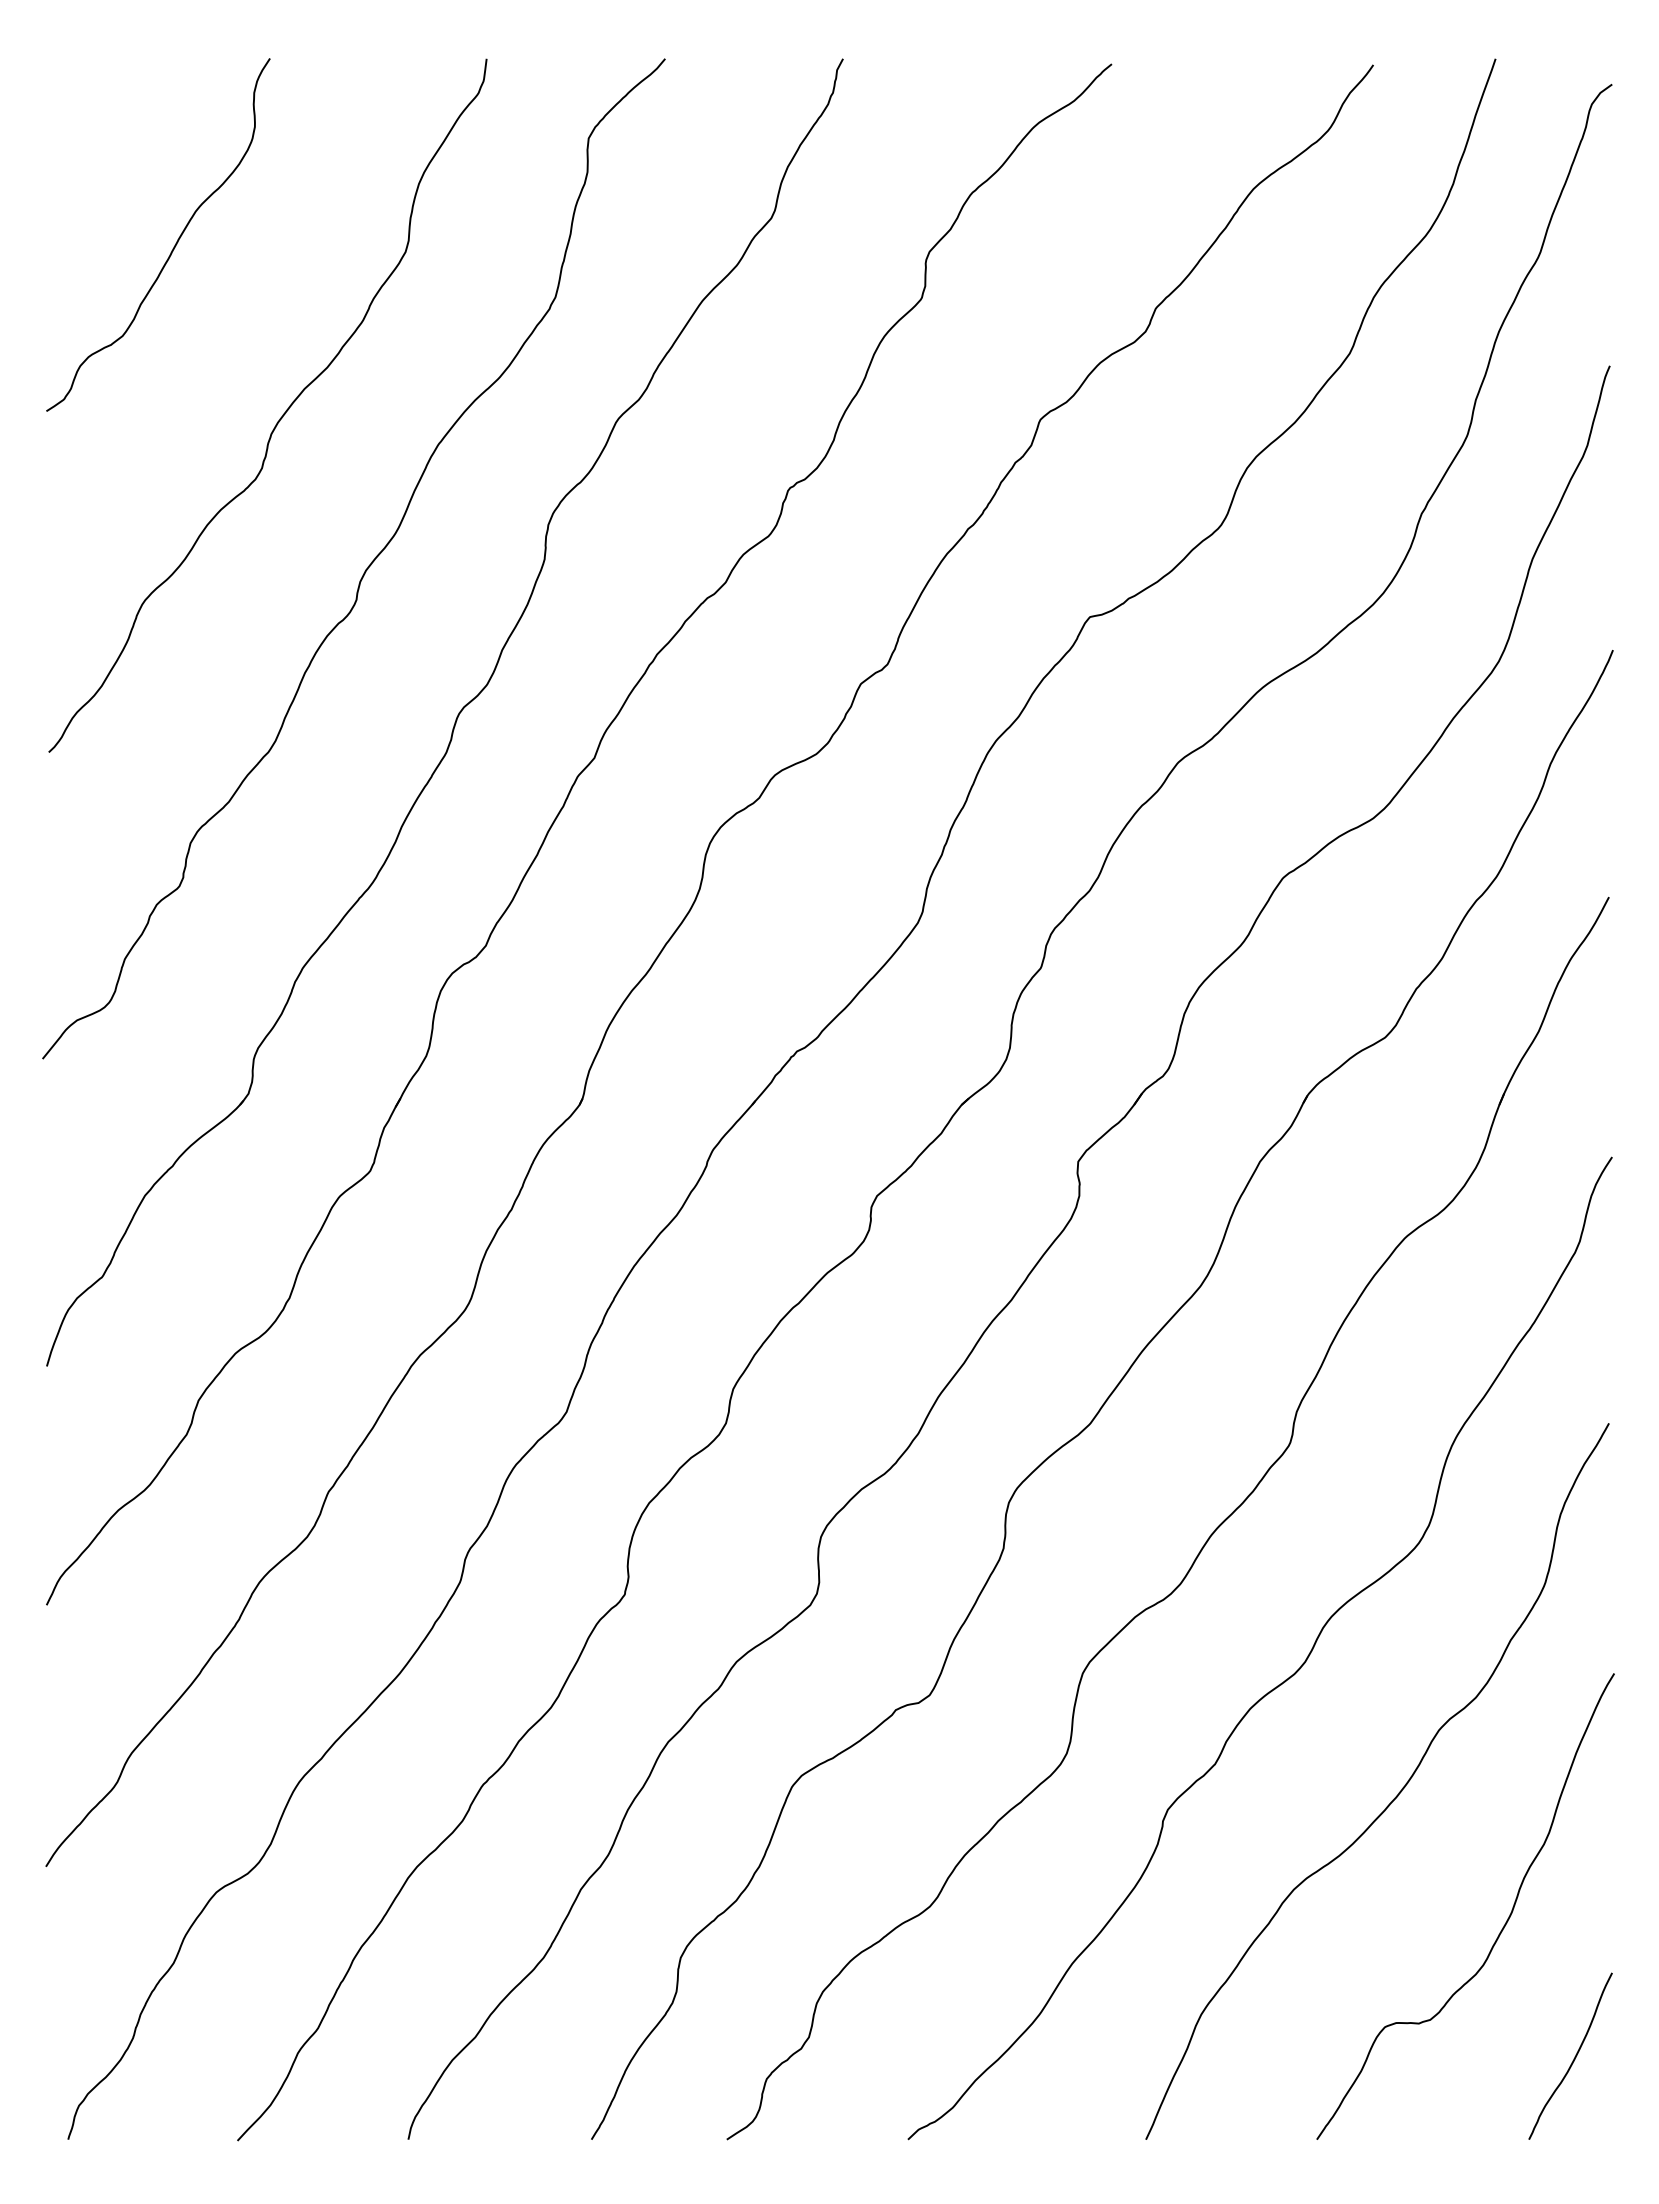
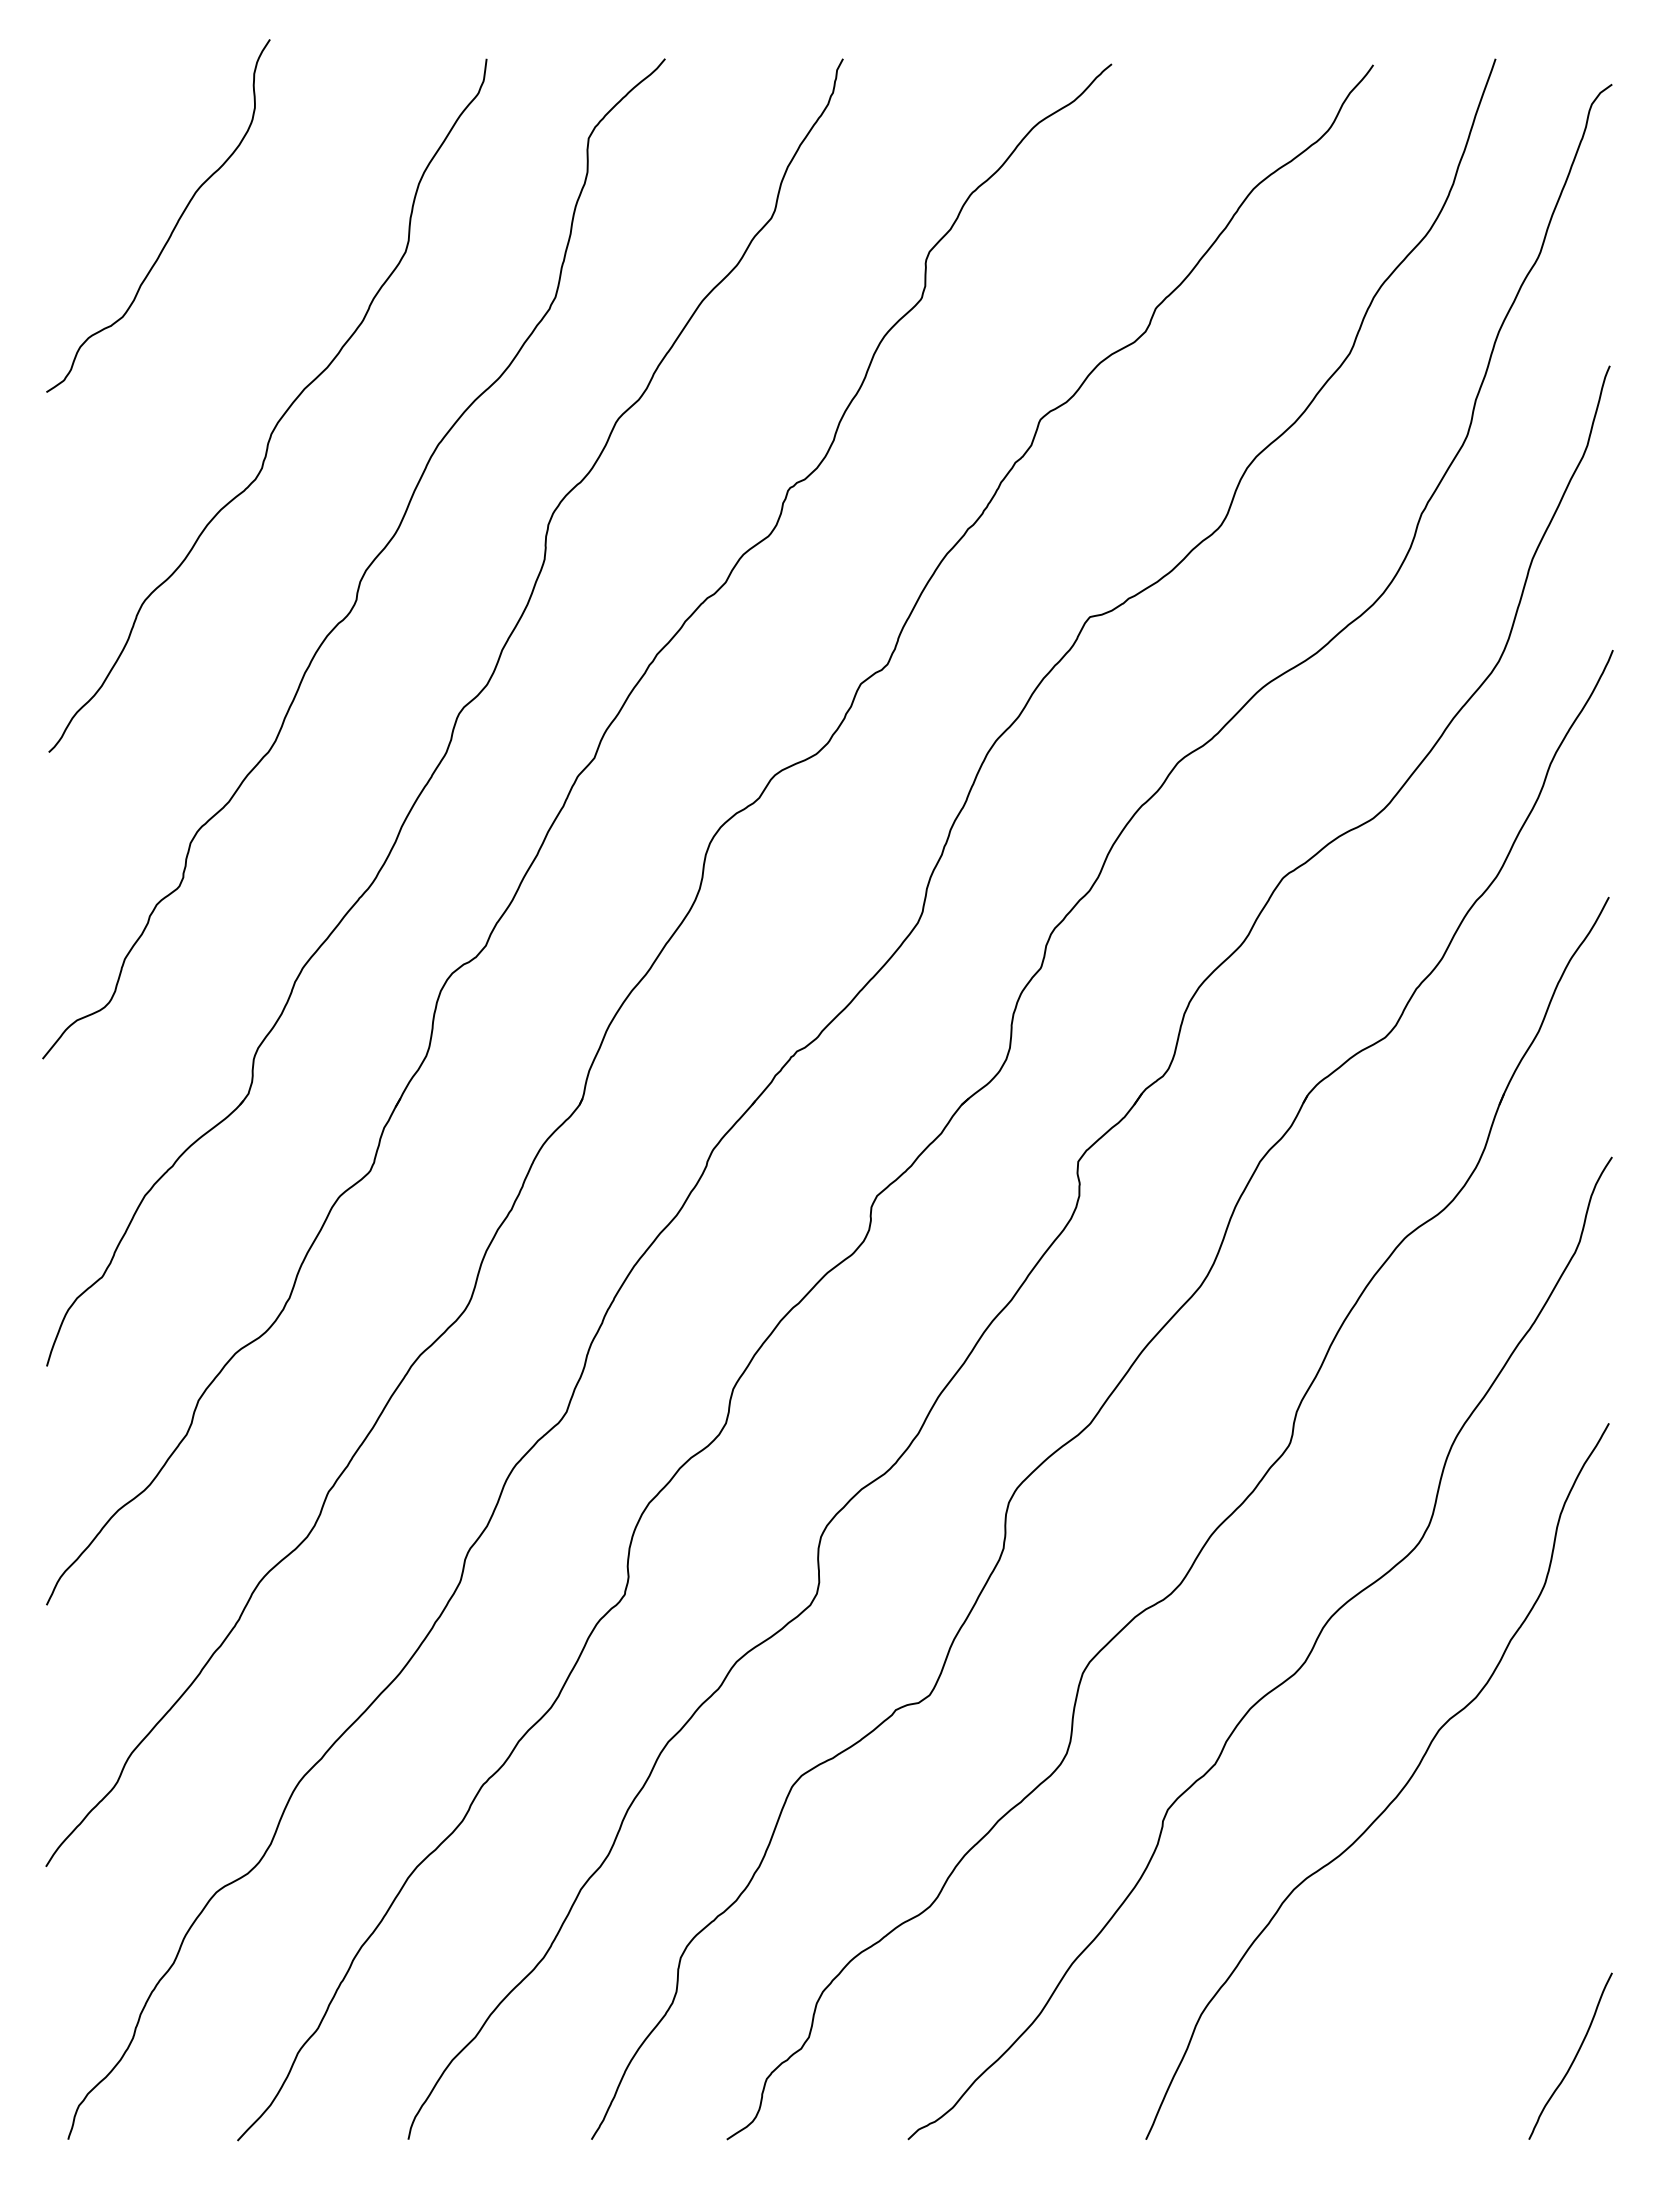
curve position: (173, 246) -> (173, 227) (173, 227)
curve: present -> none (1503, 1925)
